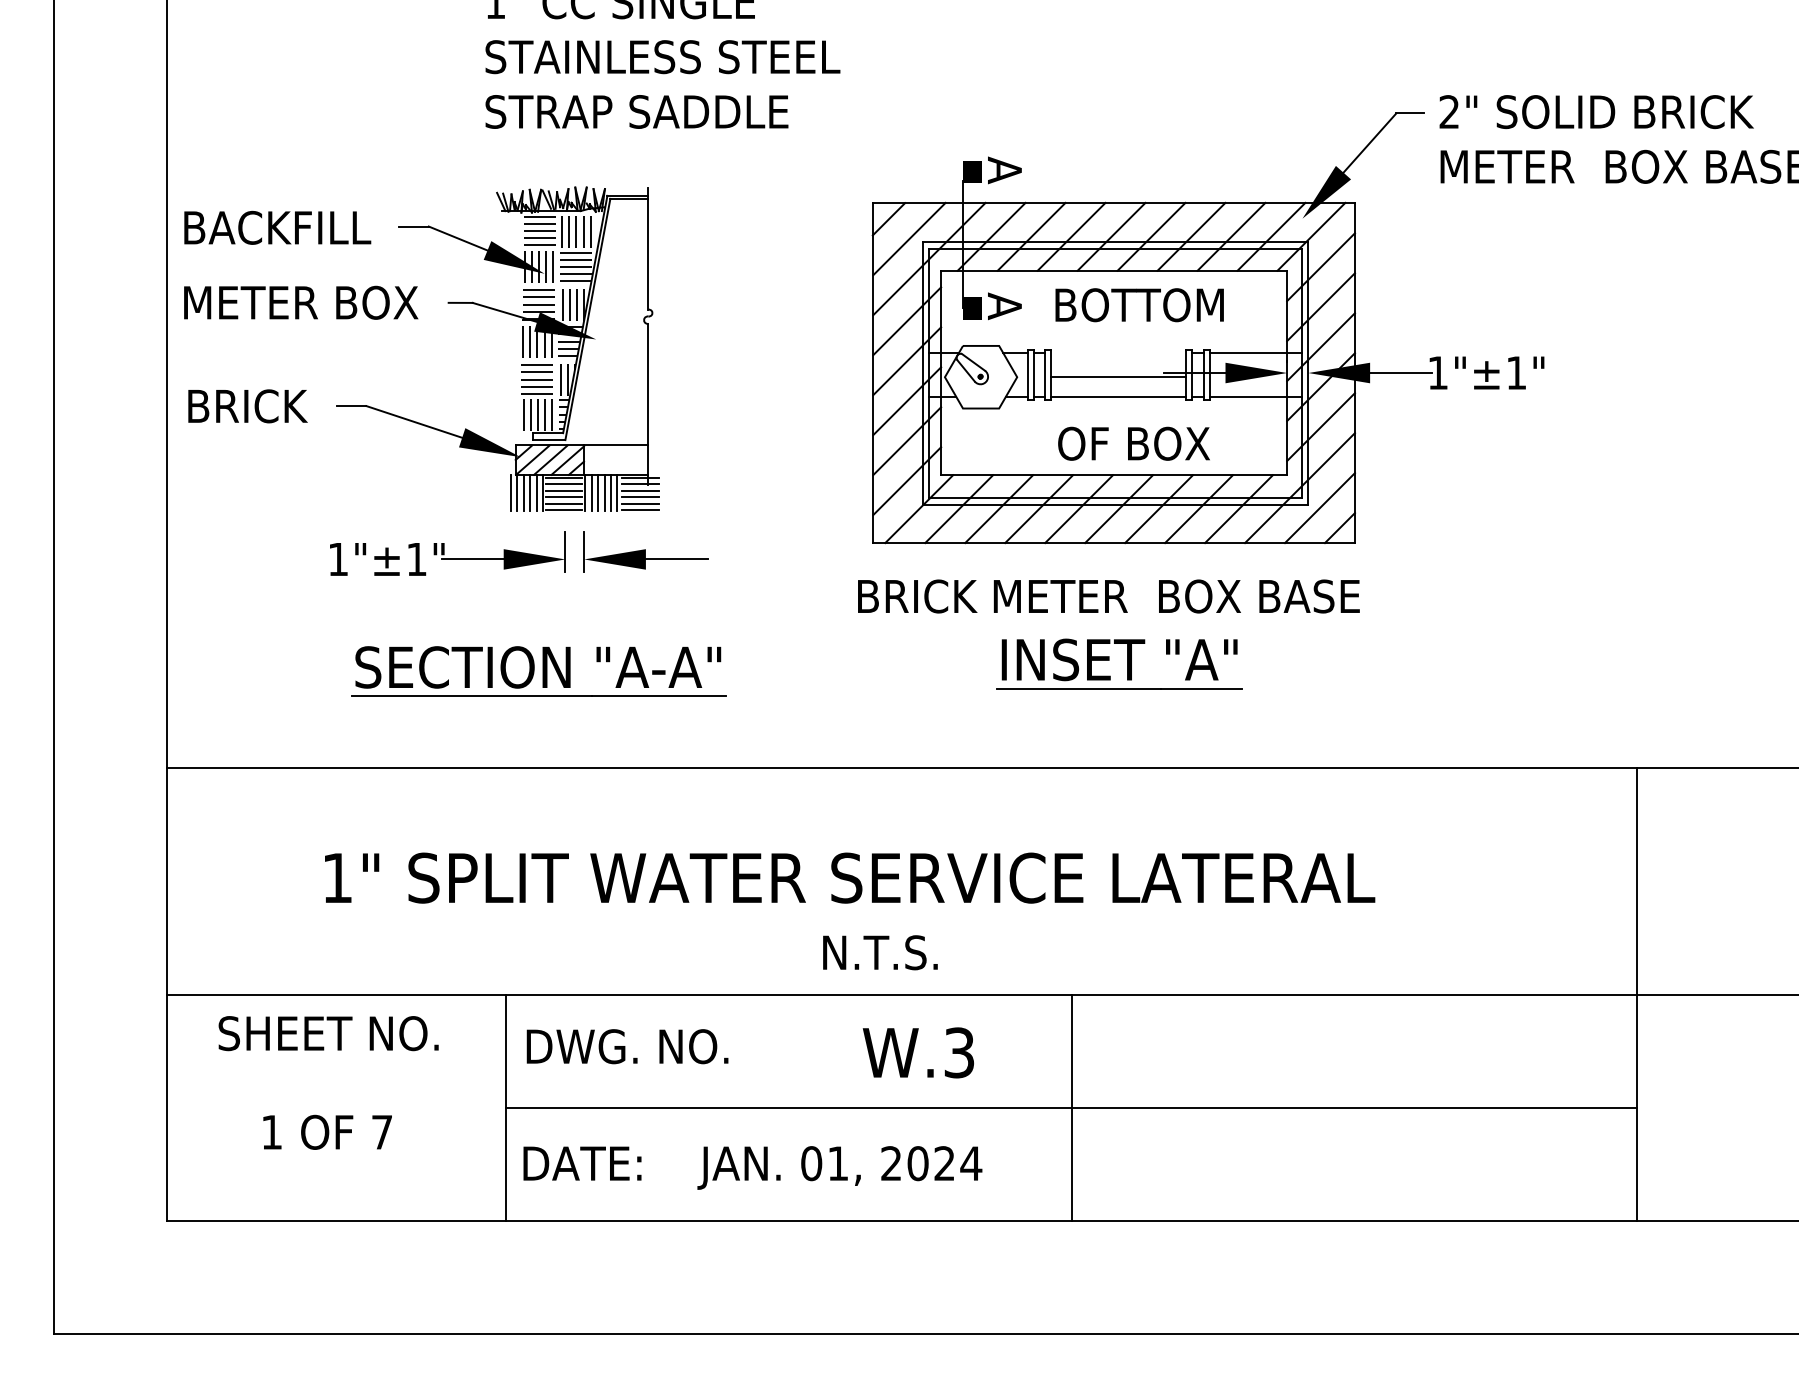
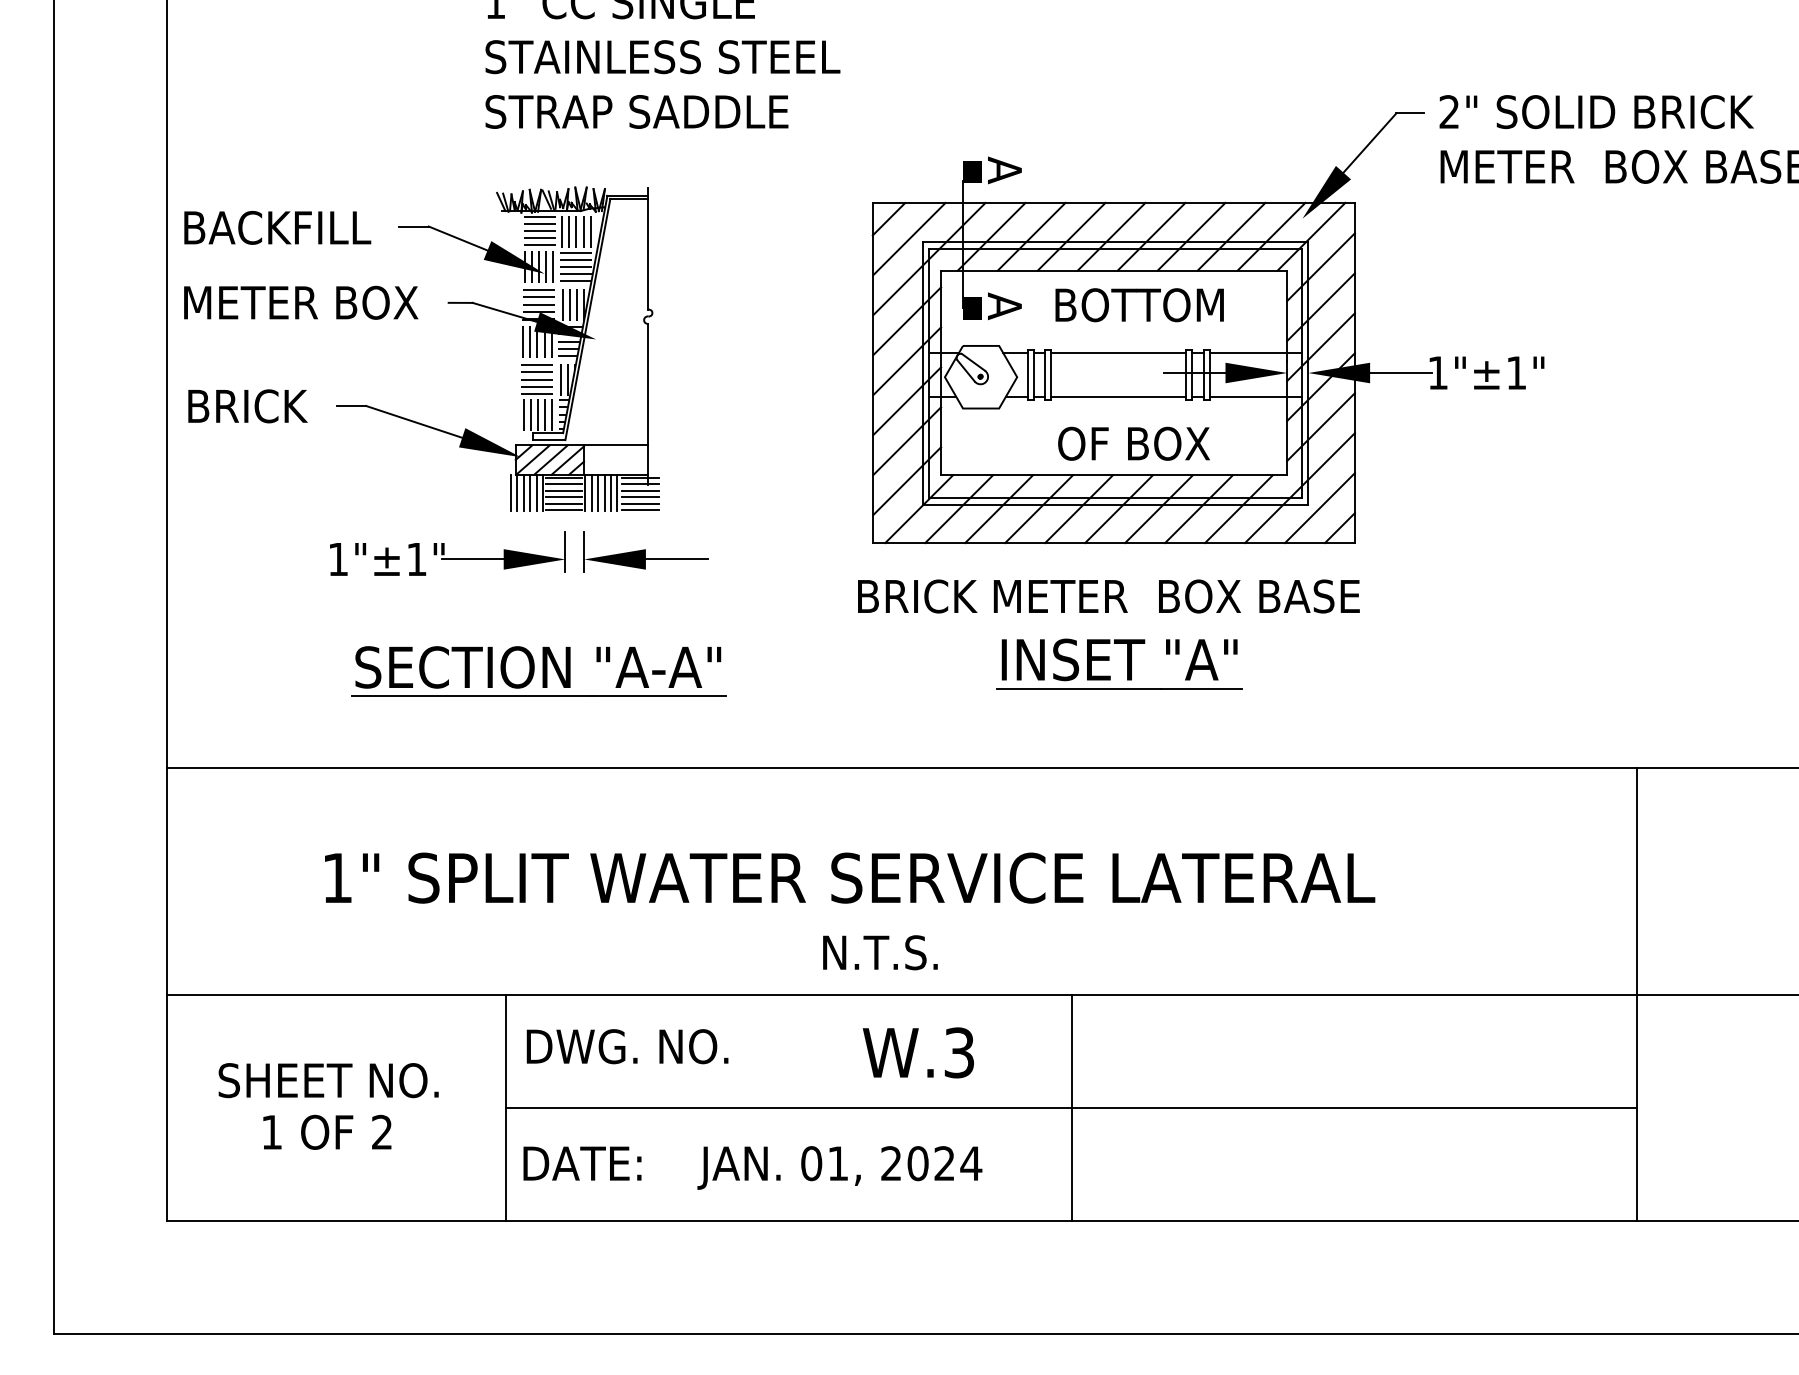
line position: (1118, 376) -> (1118, 352) (1118, 352)
text position: (328, 1033) -> (328, 1080) (328, 1080)
text: 7 -> 2 (381, 1131)
